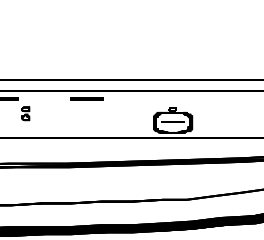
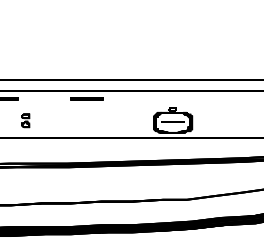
part position: (25, 113) -> (25, 120) (25, 120)
